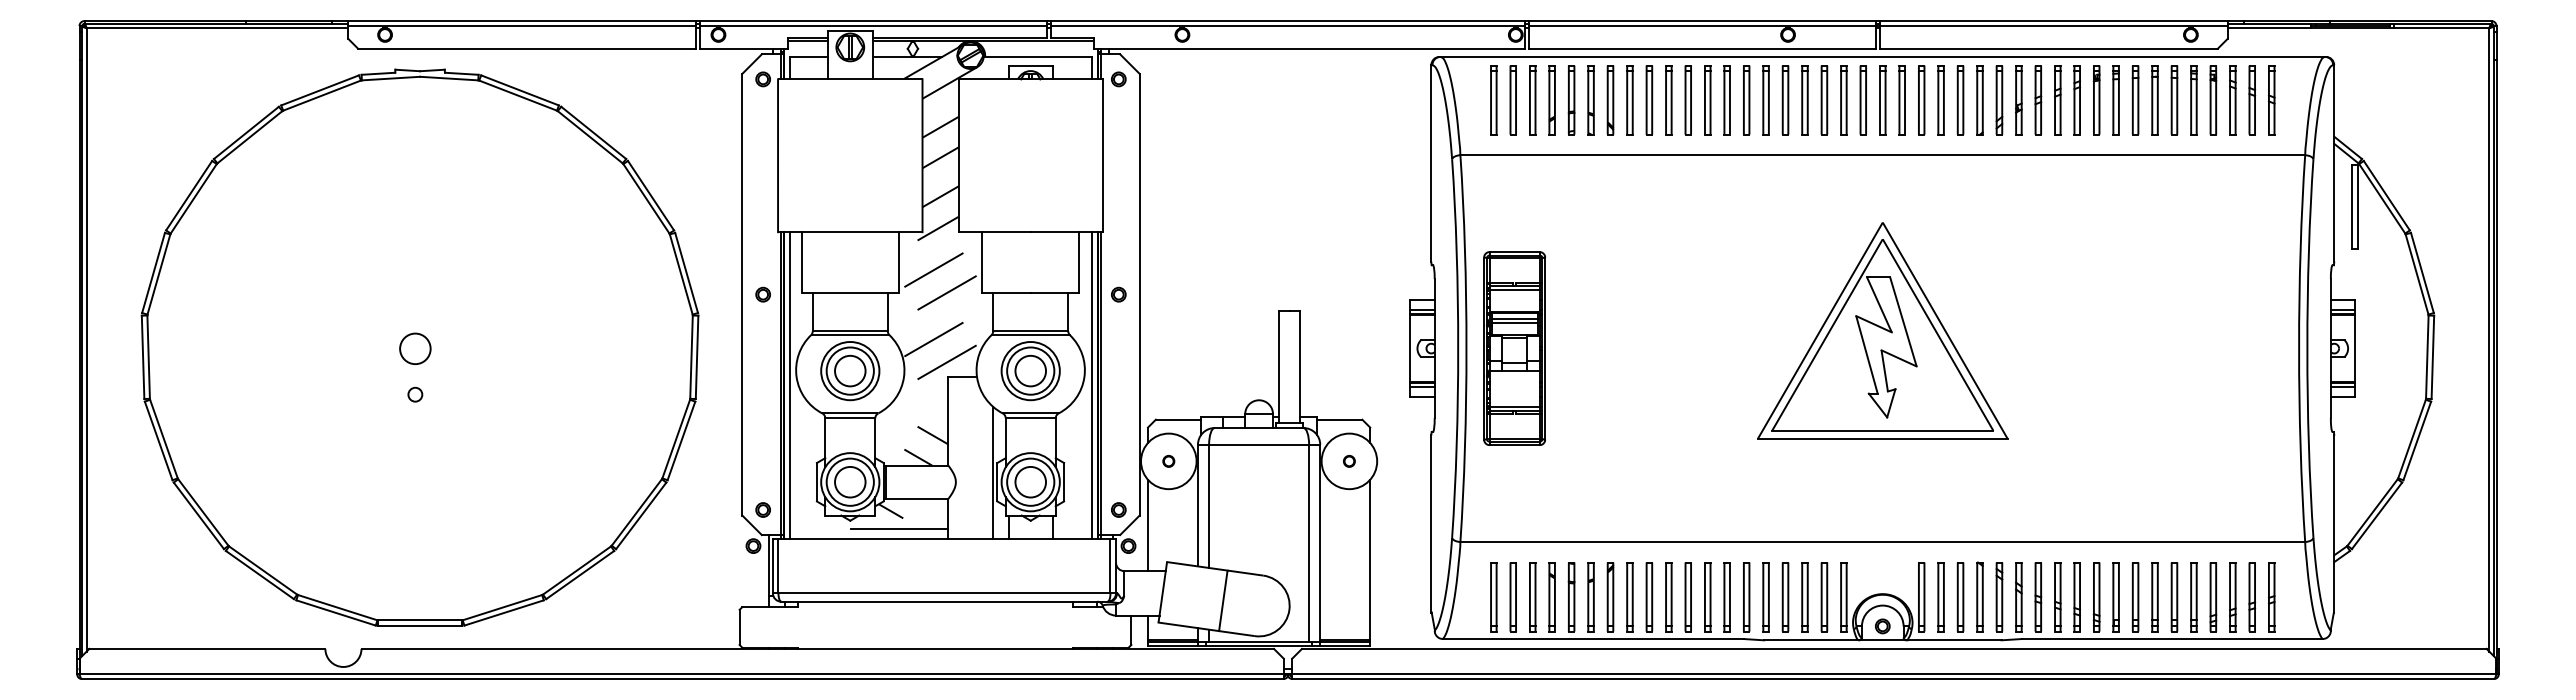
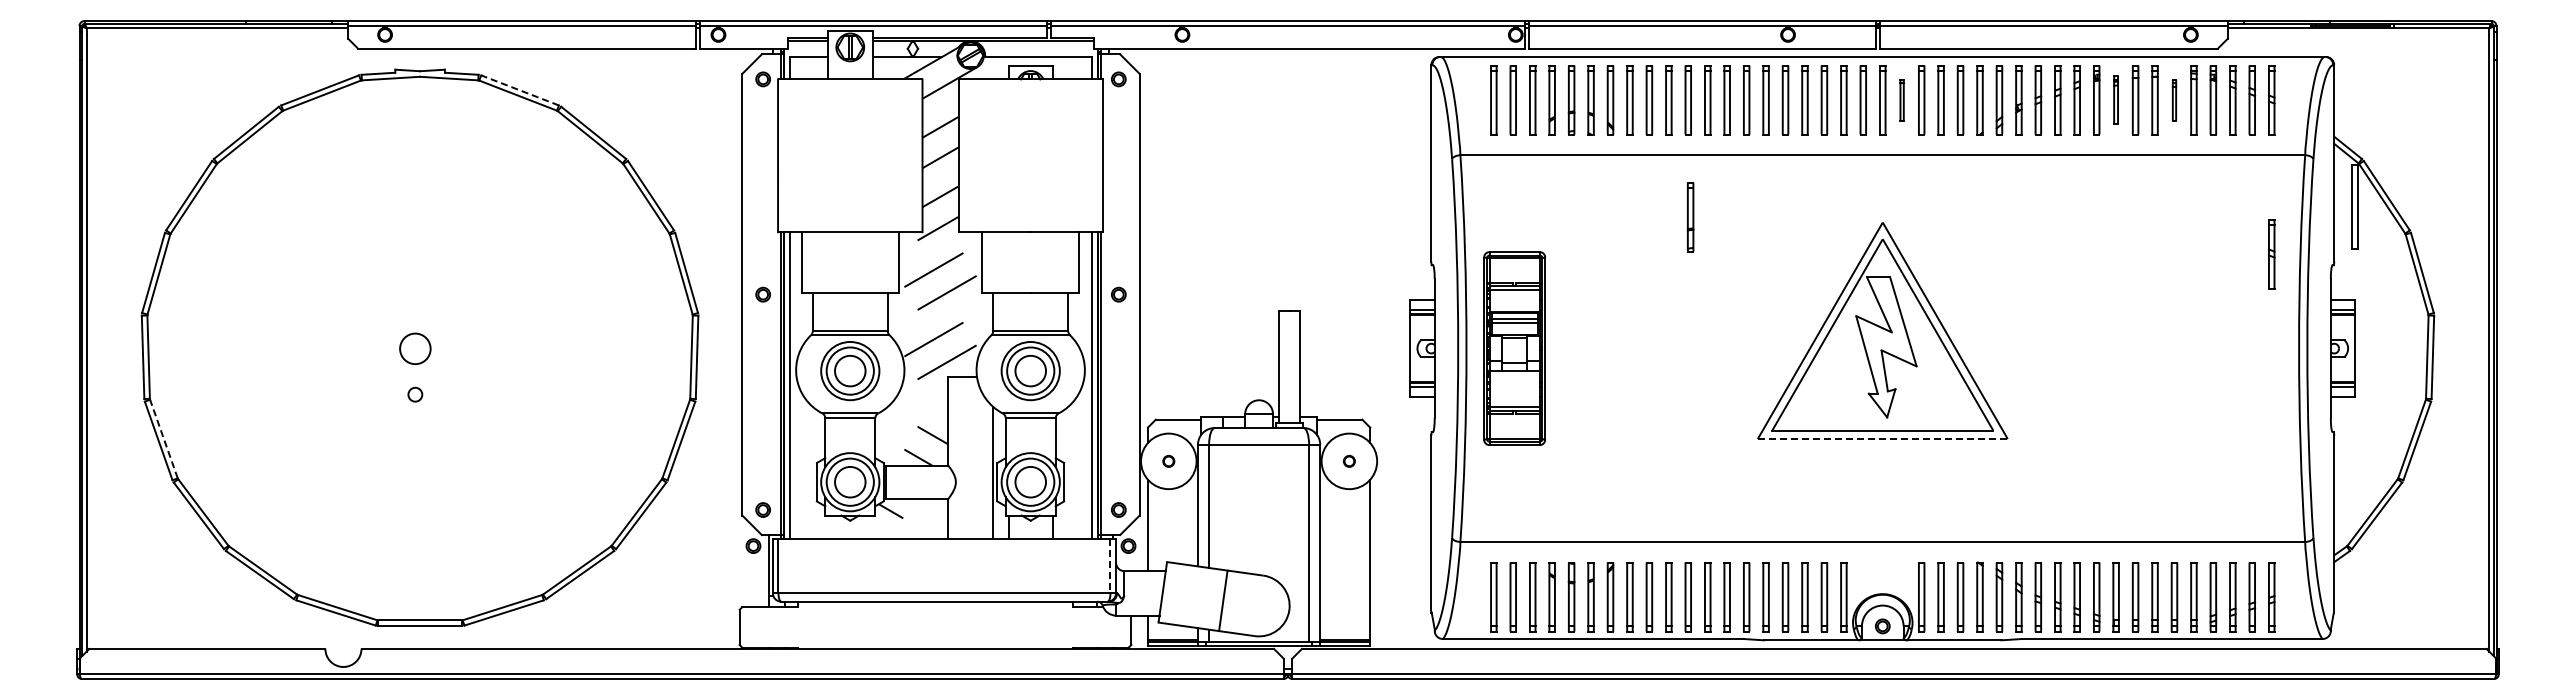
line: solid -> dashed (520, 90)
part size: 8x71 px -> 6x43 px (1901, 100)
part size: 8x71 px -> 6x50 px (2115, 99)
part size: 9x71 px -> 7x43 px (2174, 100)
part: none -> present (1690, 217)
part: none -> present (2271, 254)
line: solid -> dashed (163, 439)
line: solid -> dashed (1883, 439)
line: present -> none (899, 528)
line: solid -> dashed (1110, 566)
